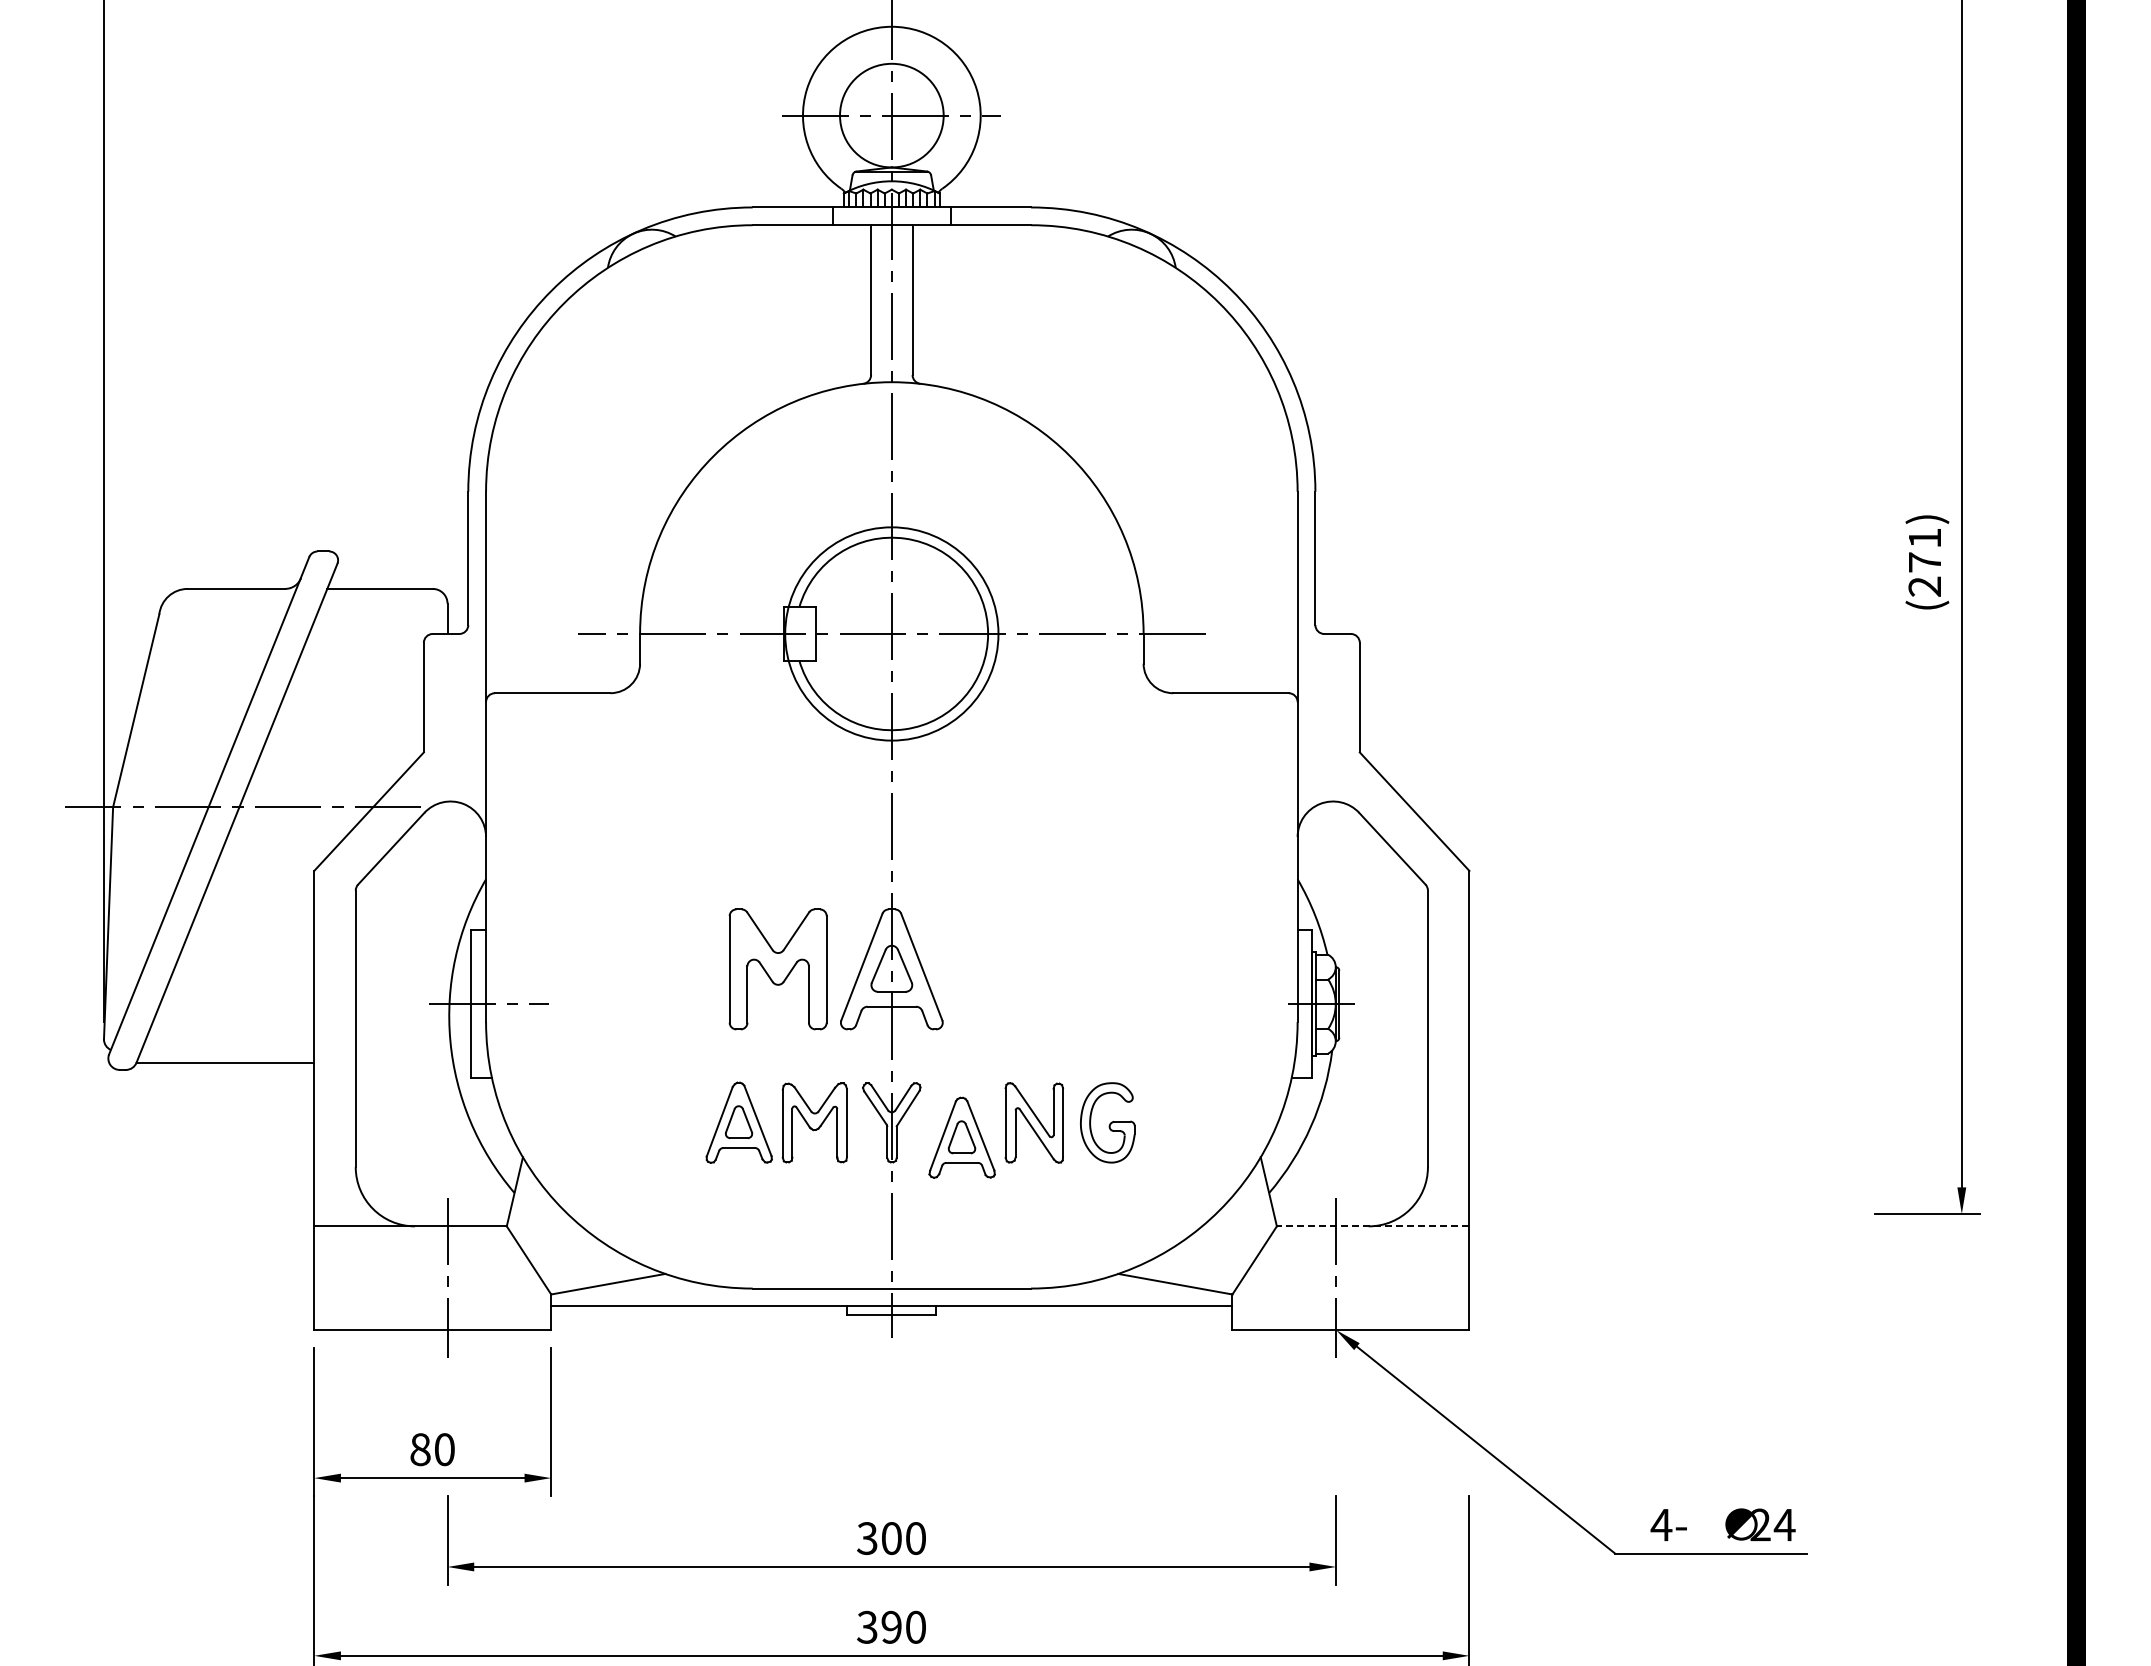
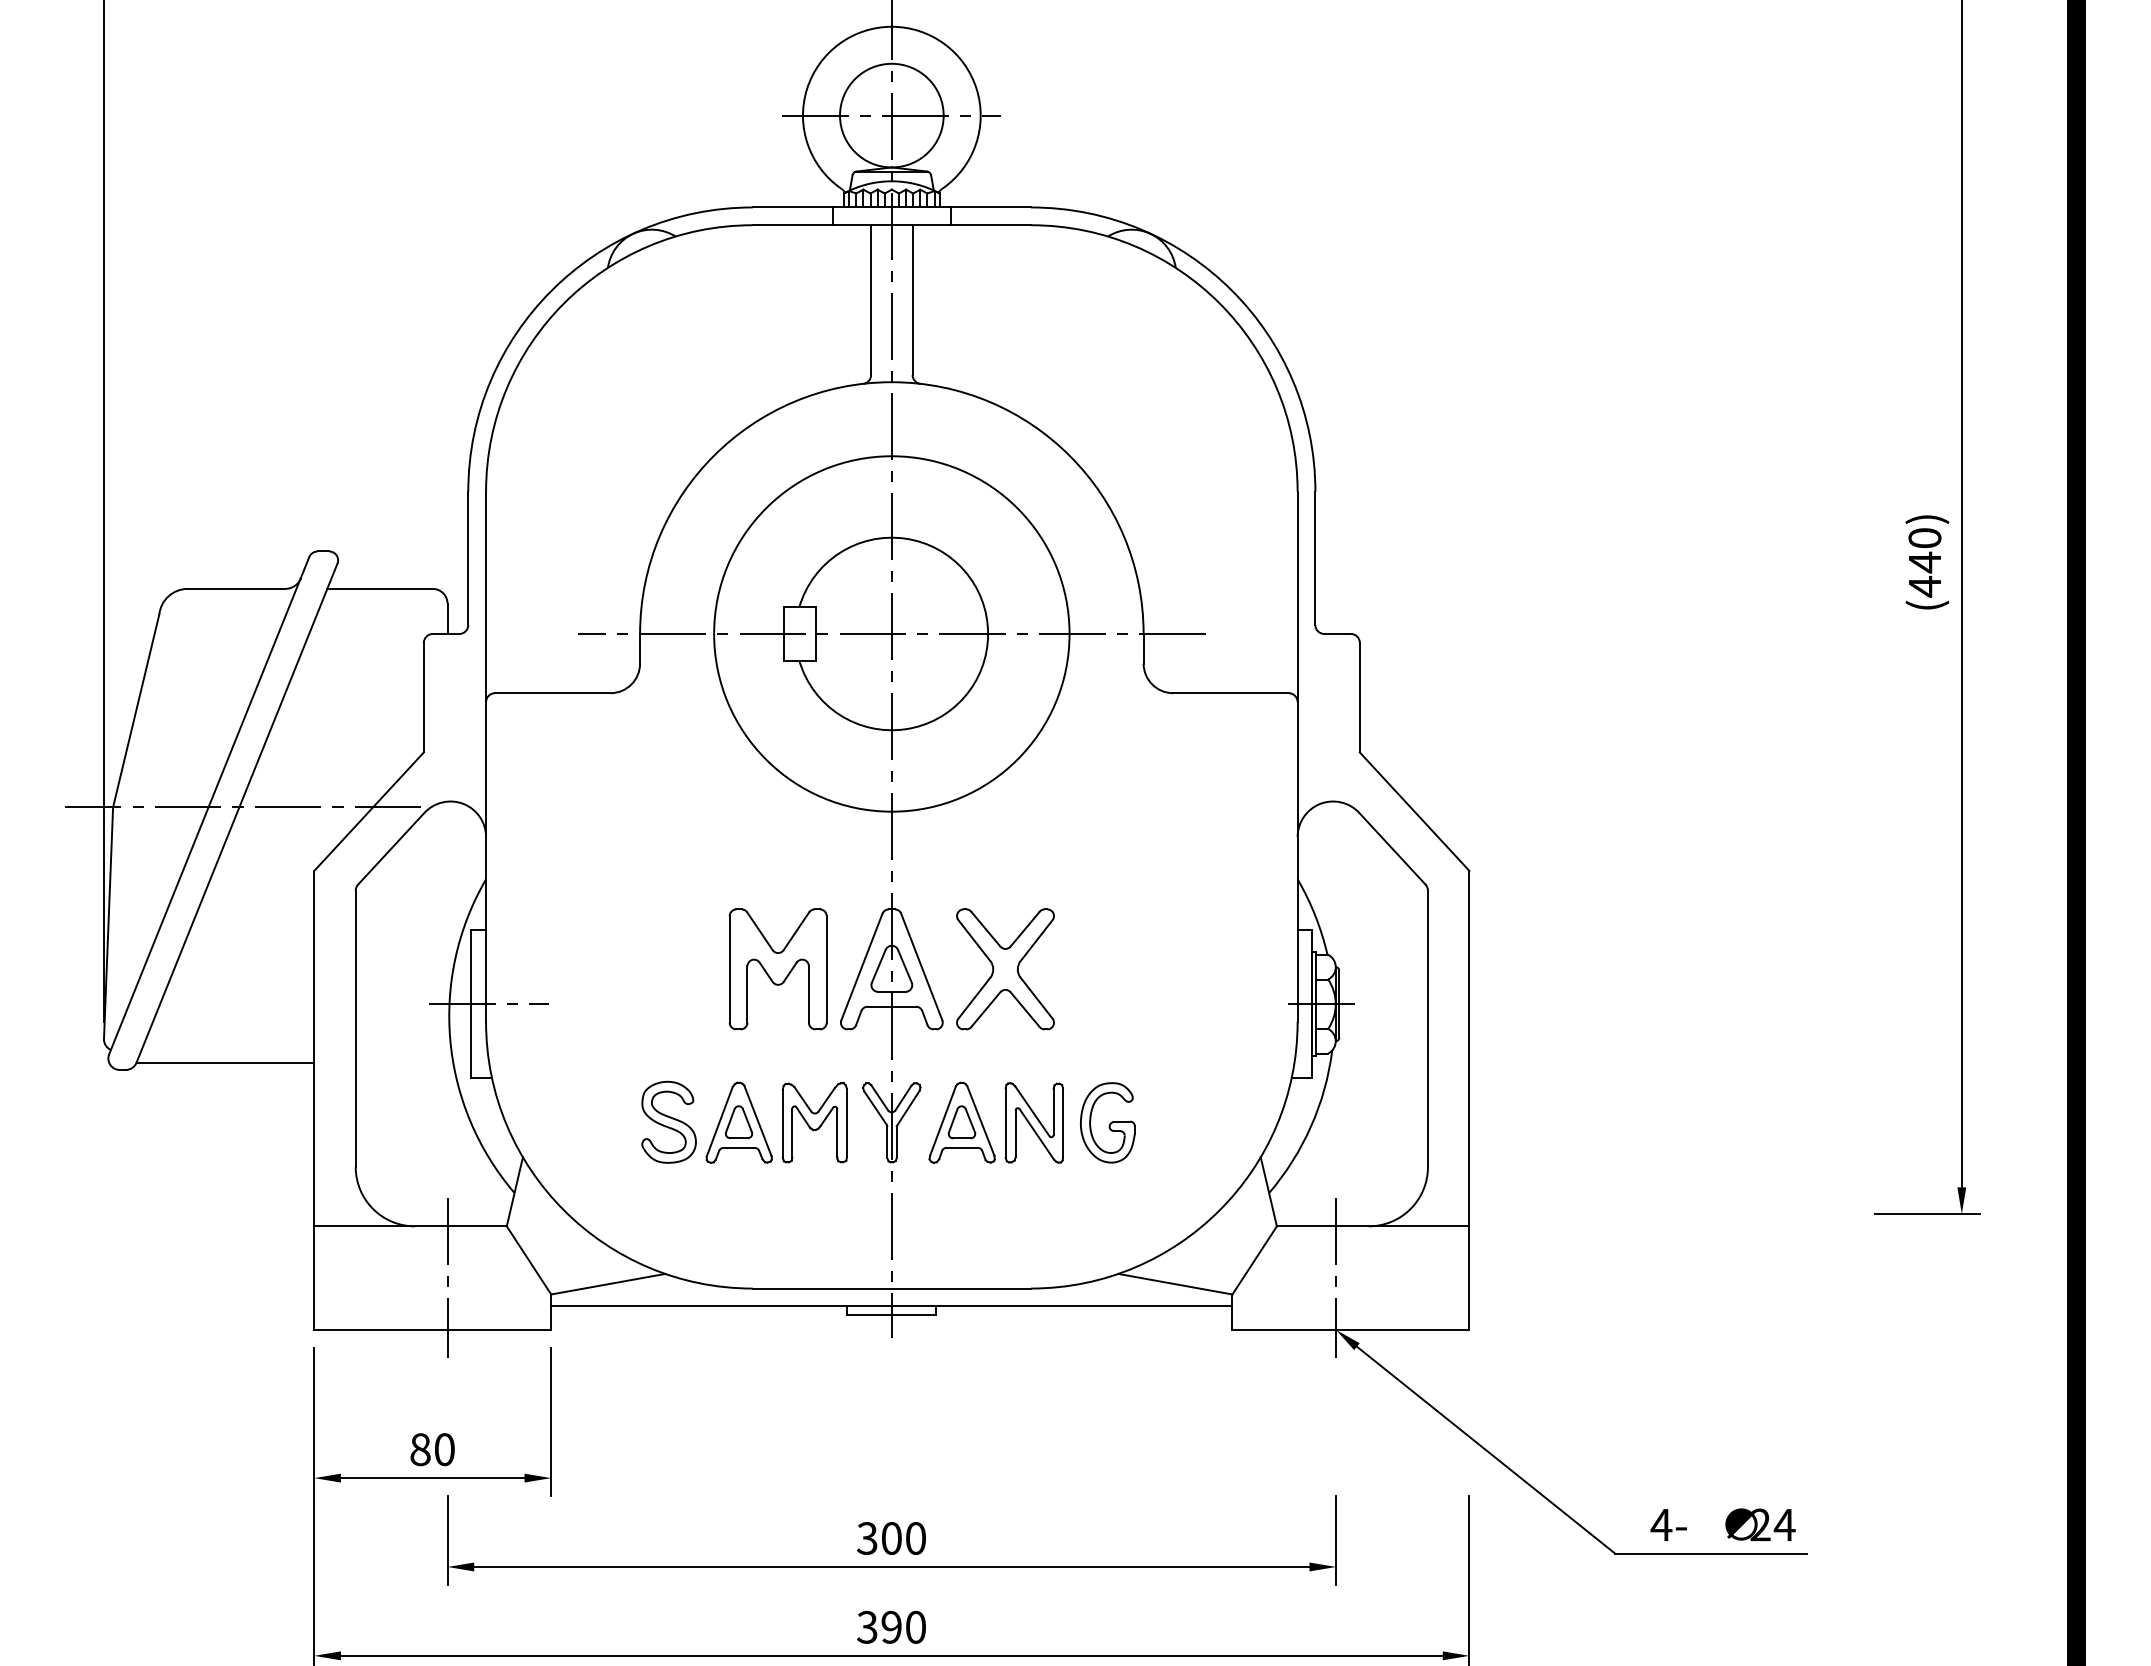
text: (271) -> (440) (1924, 562)
circle diameter: 213 px -> 355 px (891, 633)
part: none -> present (1005, 969)
part: none -> present (668, 1121)
part position: (961, 1137) -> (961, 1122) (961, 1122)
line: dashed -> solid (1372, 1226)
